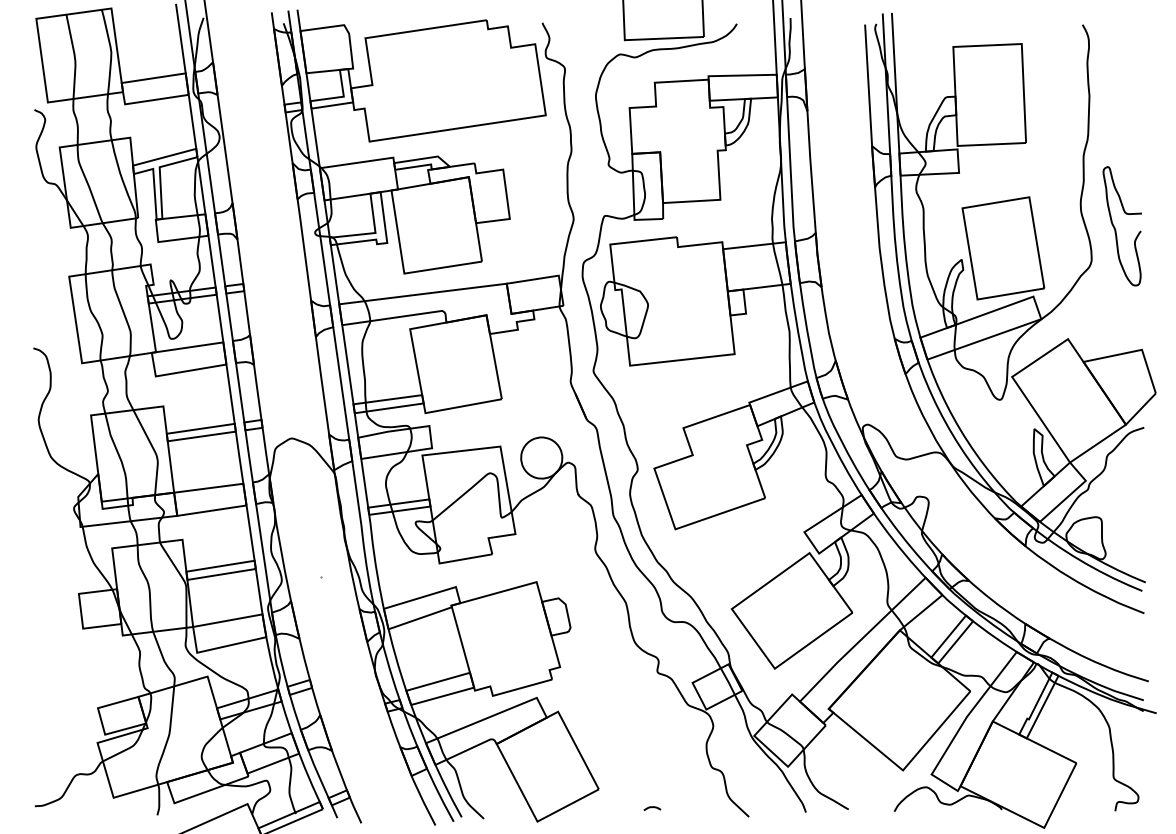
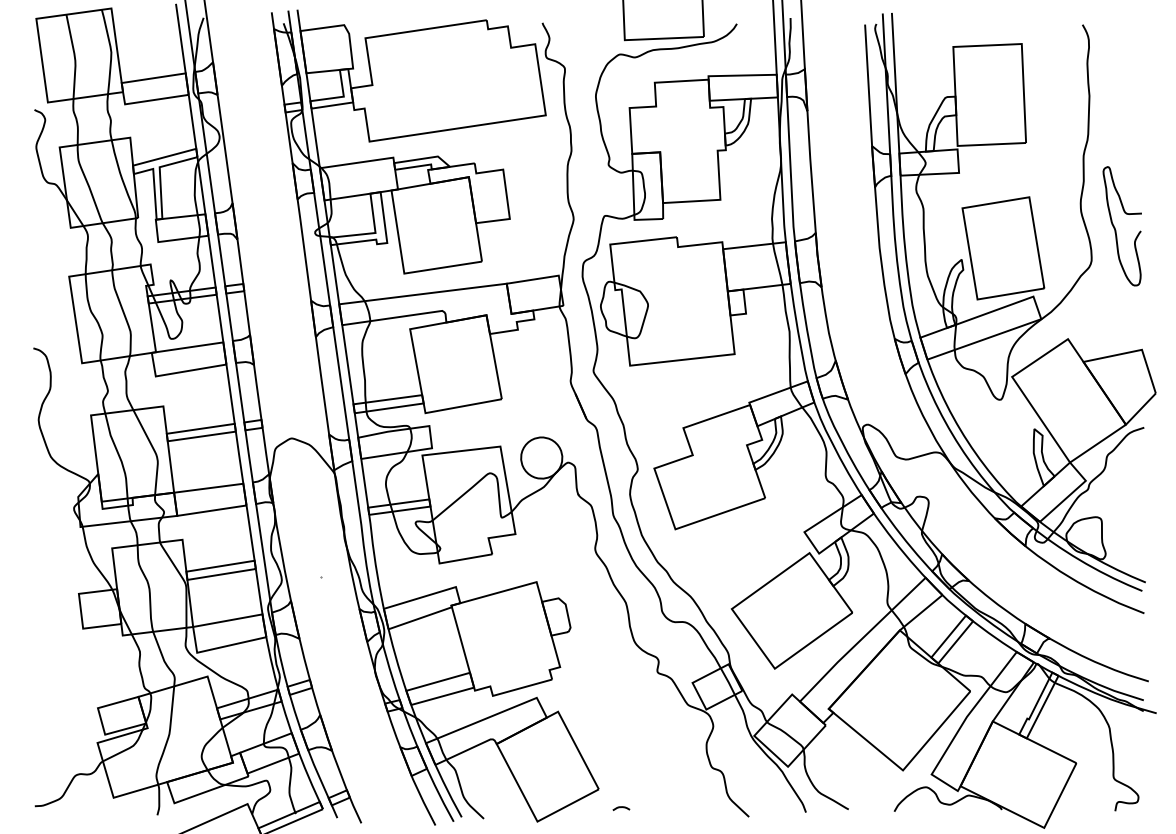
curve position: (652, 807) -> (621, 807) (621, 807)
